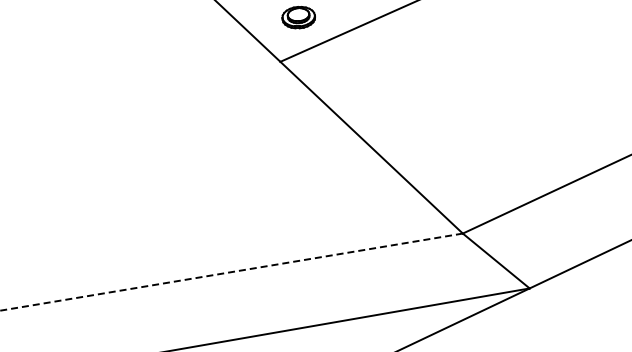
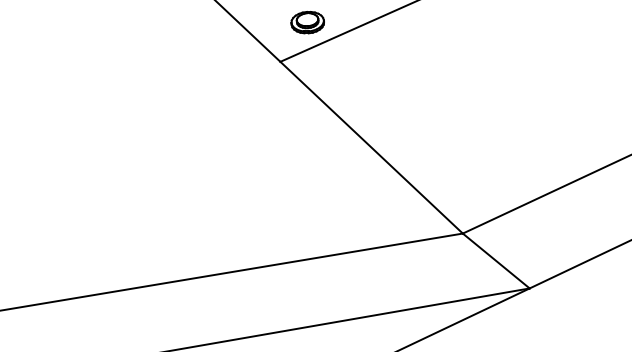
part position: (298, 17) -> (307, 22) (307, 22)
line: dashed -> solid (231, 272)
